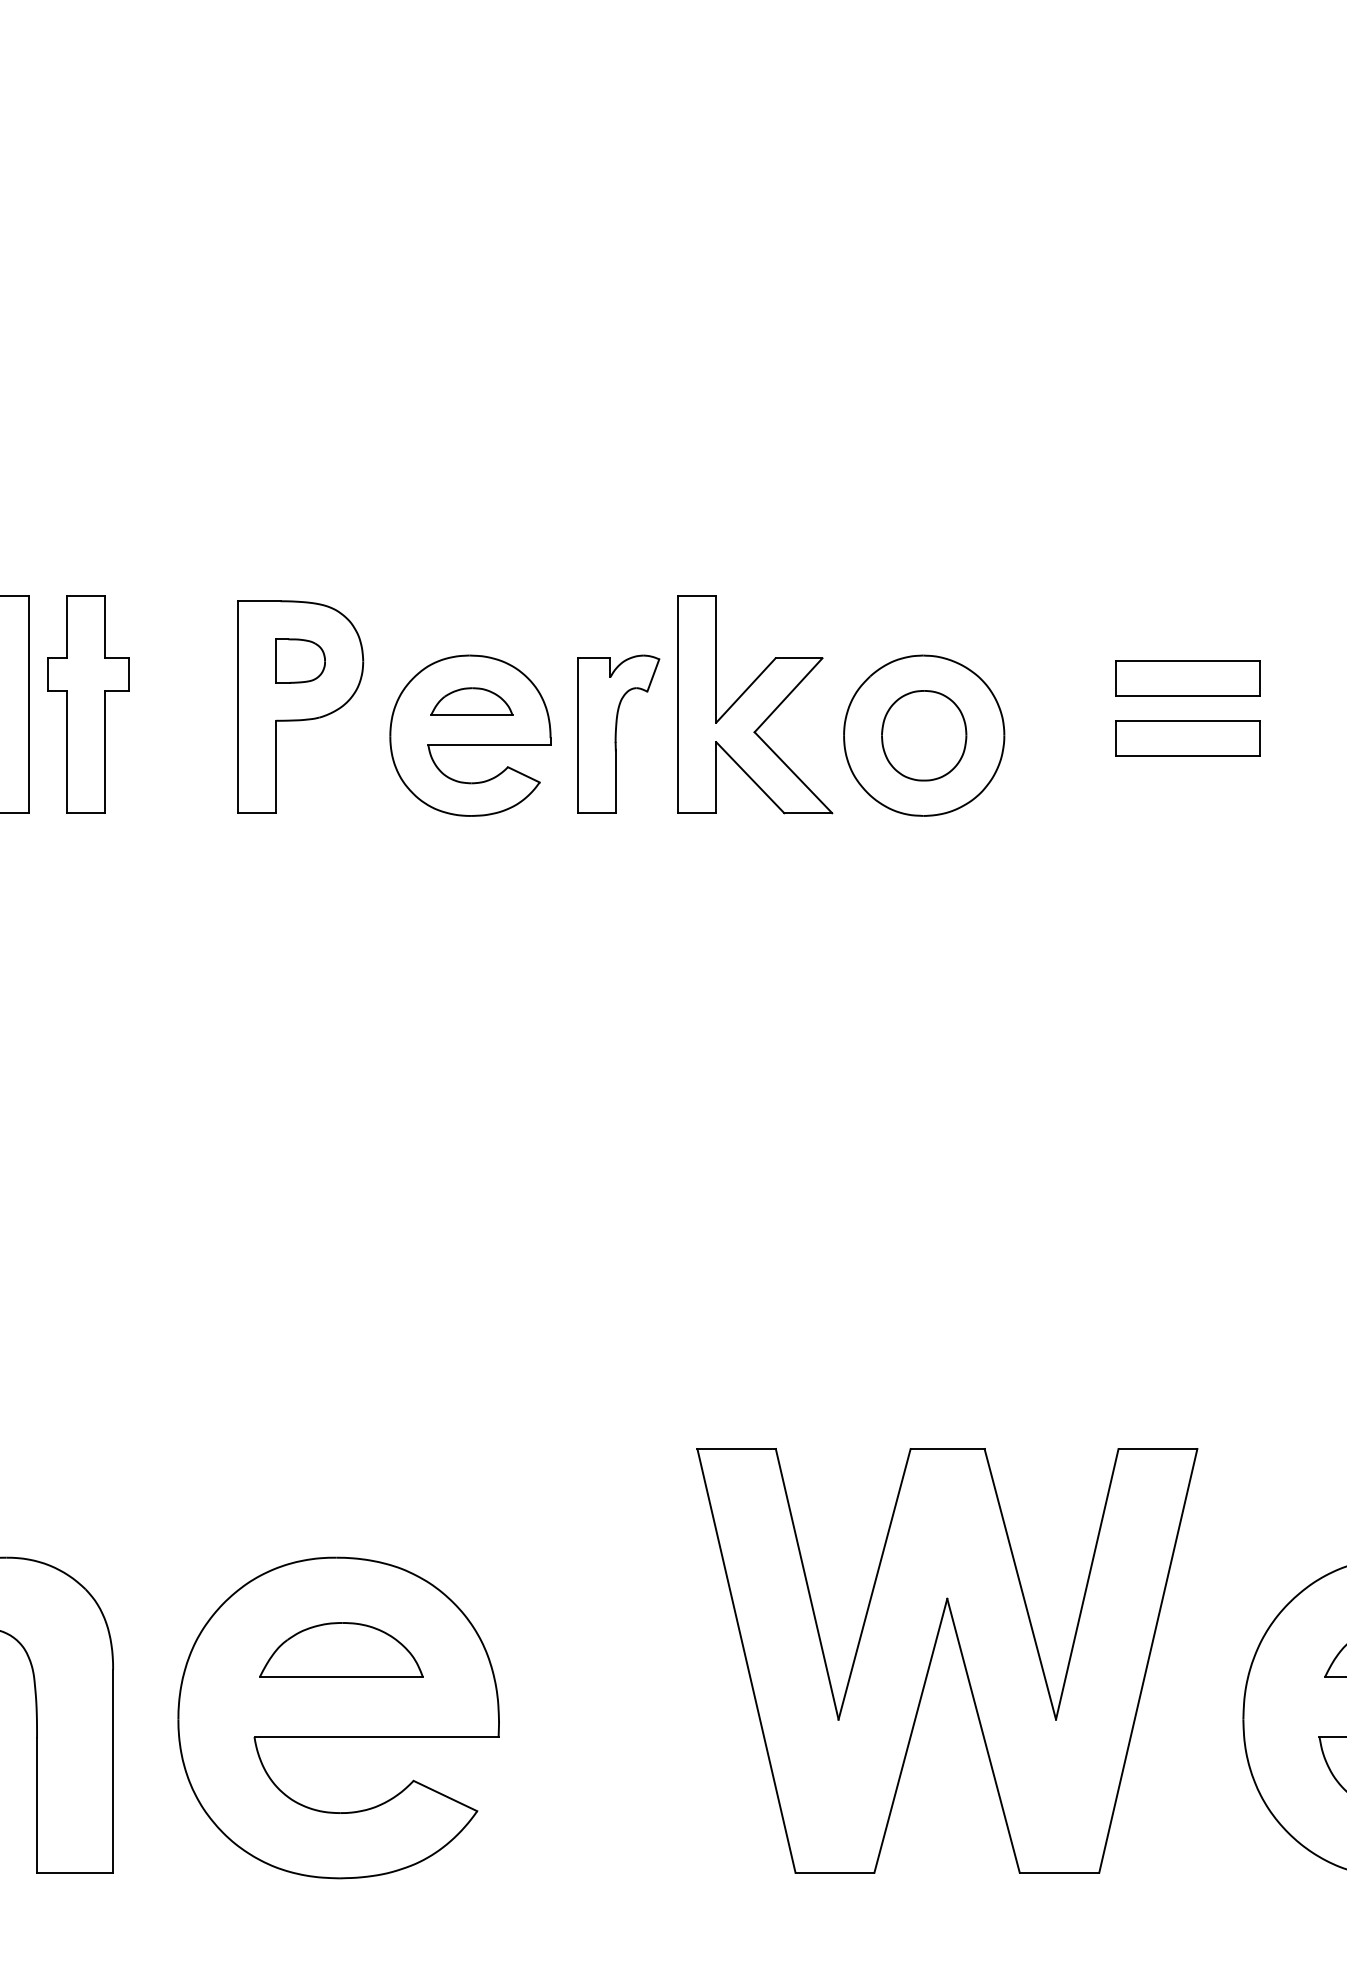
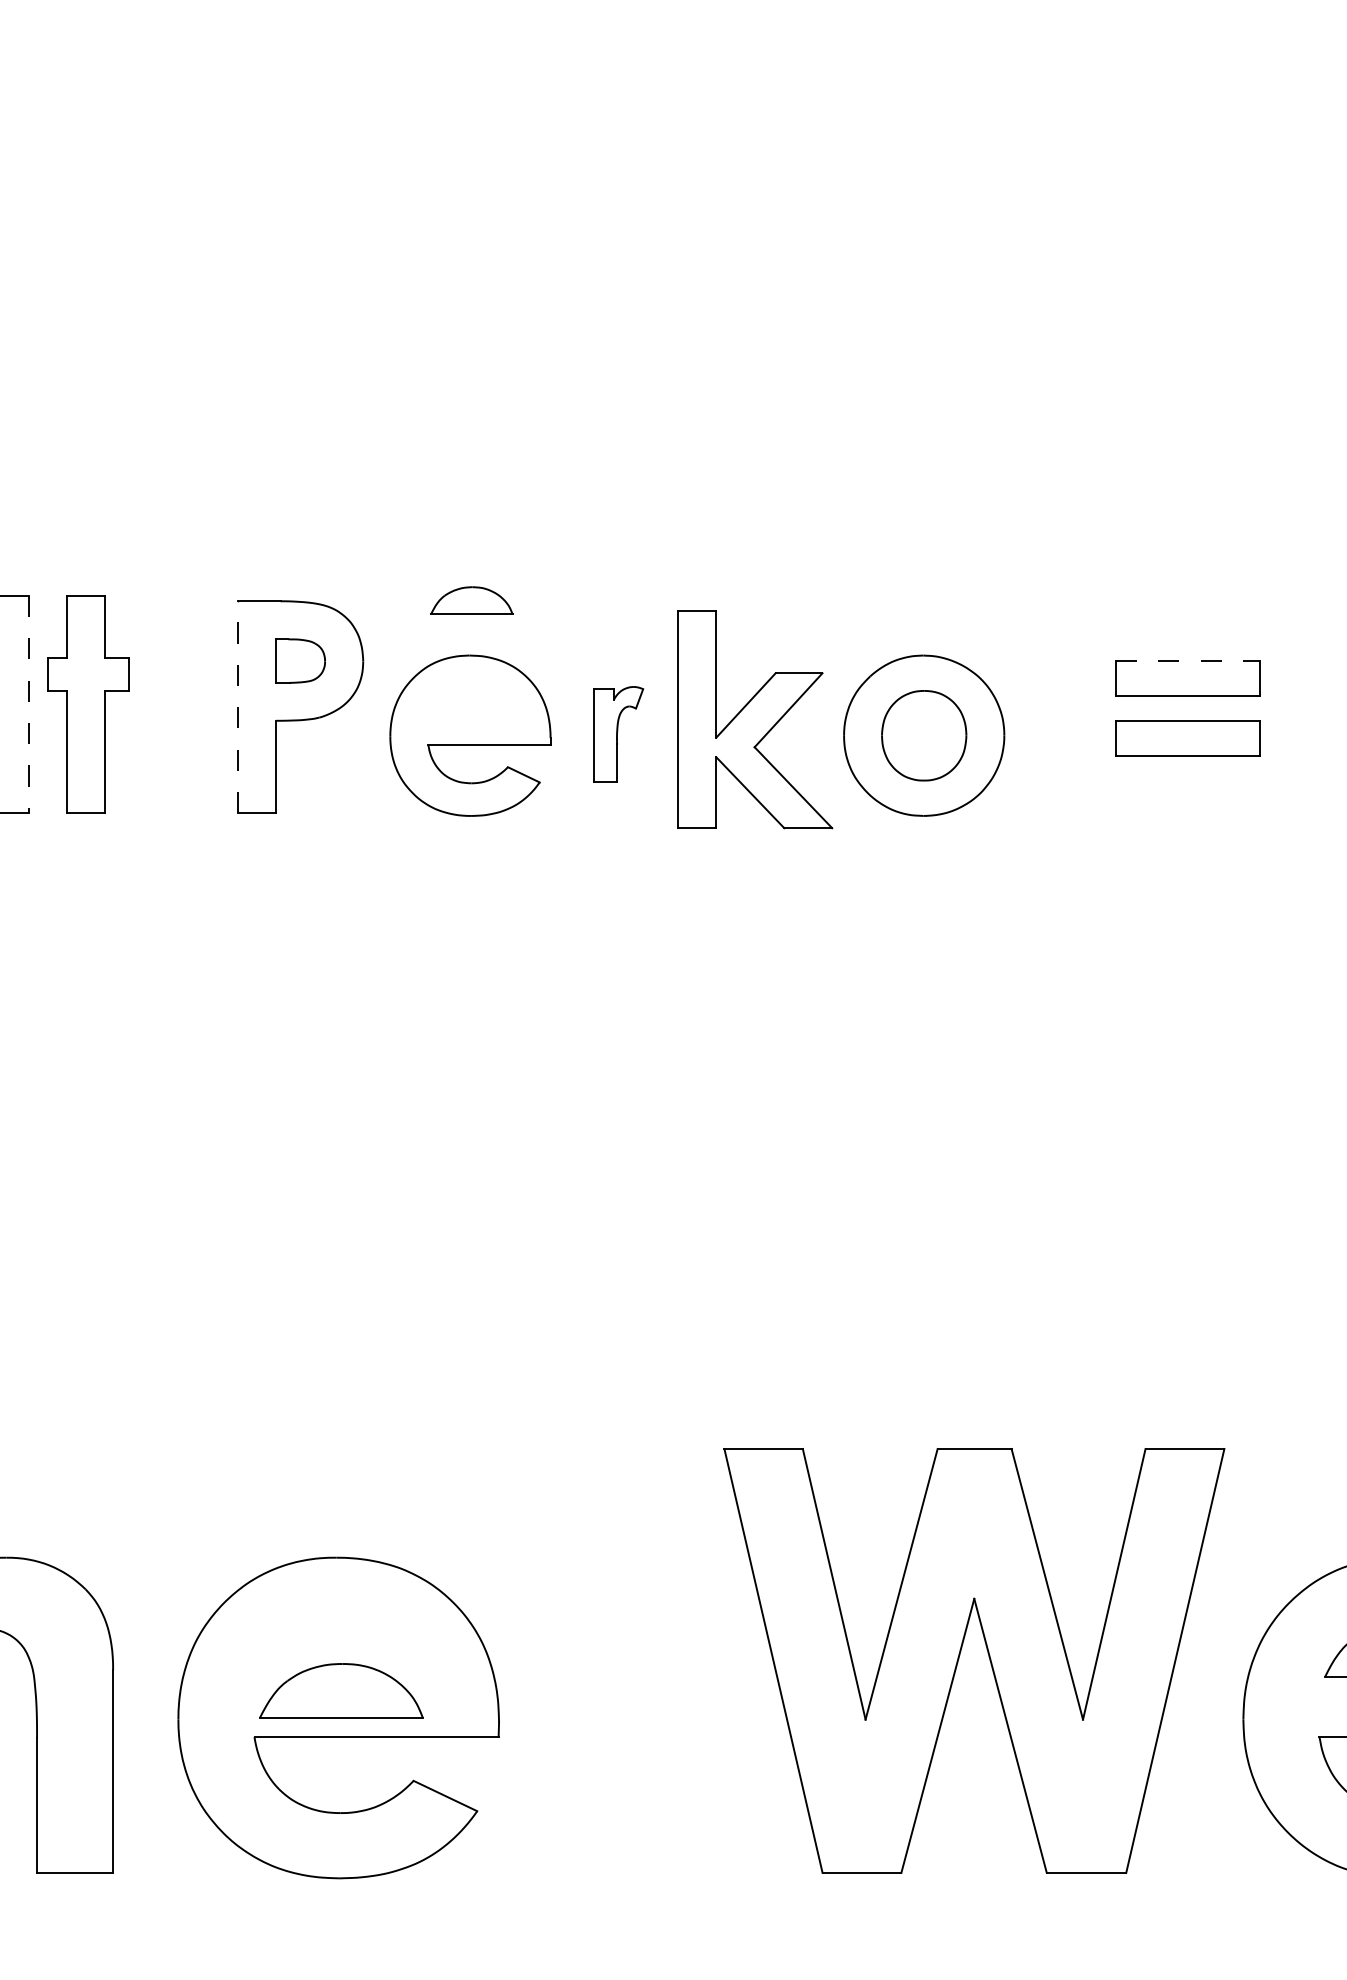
line: solid -> dashed (1187, 661)
part position: (471, 701) -> (471, 600) (471, 600)
line: solid -> dashed (29, 704)
part position: (755, 704) -> (755, 719) (755, 719)
line: solid -> dashed (238, 707)
part size: 84x160 px -> 52x97 px (618, 734)
part position: (341, 1649) -> (341, 1690) (341, 1690)
part position: (961, 1657) -> (988, 1657) (988, 1657)
